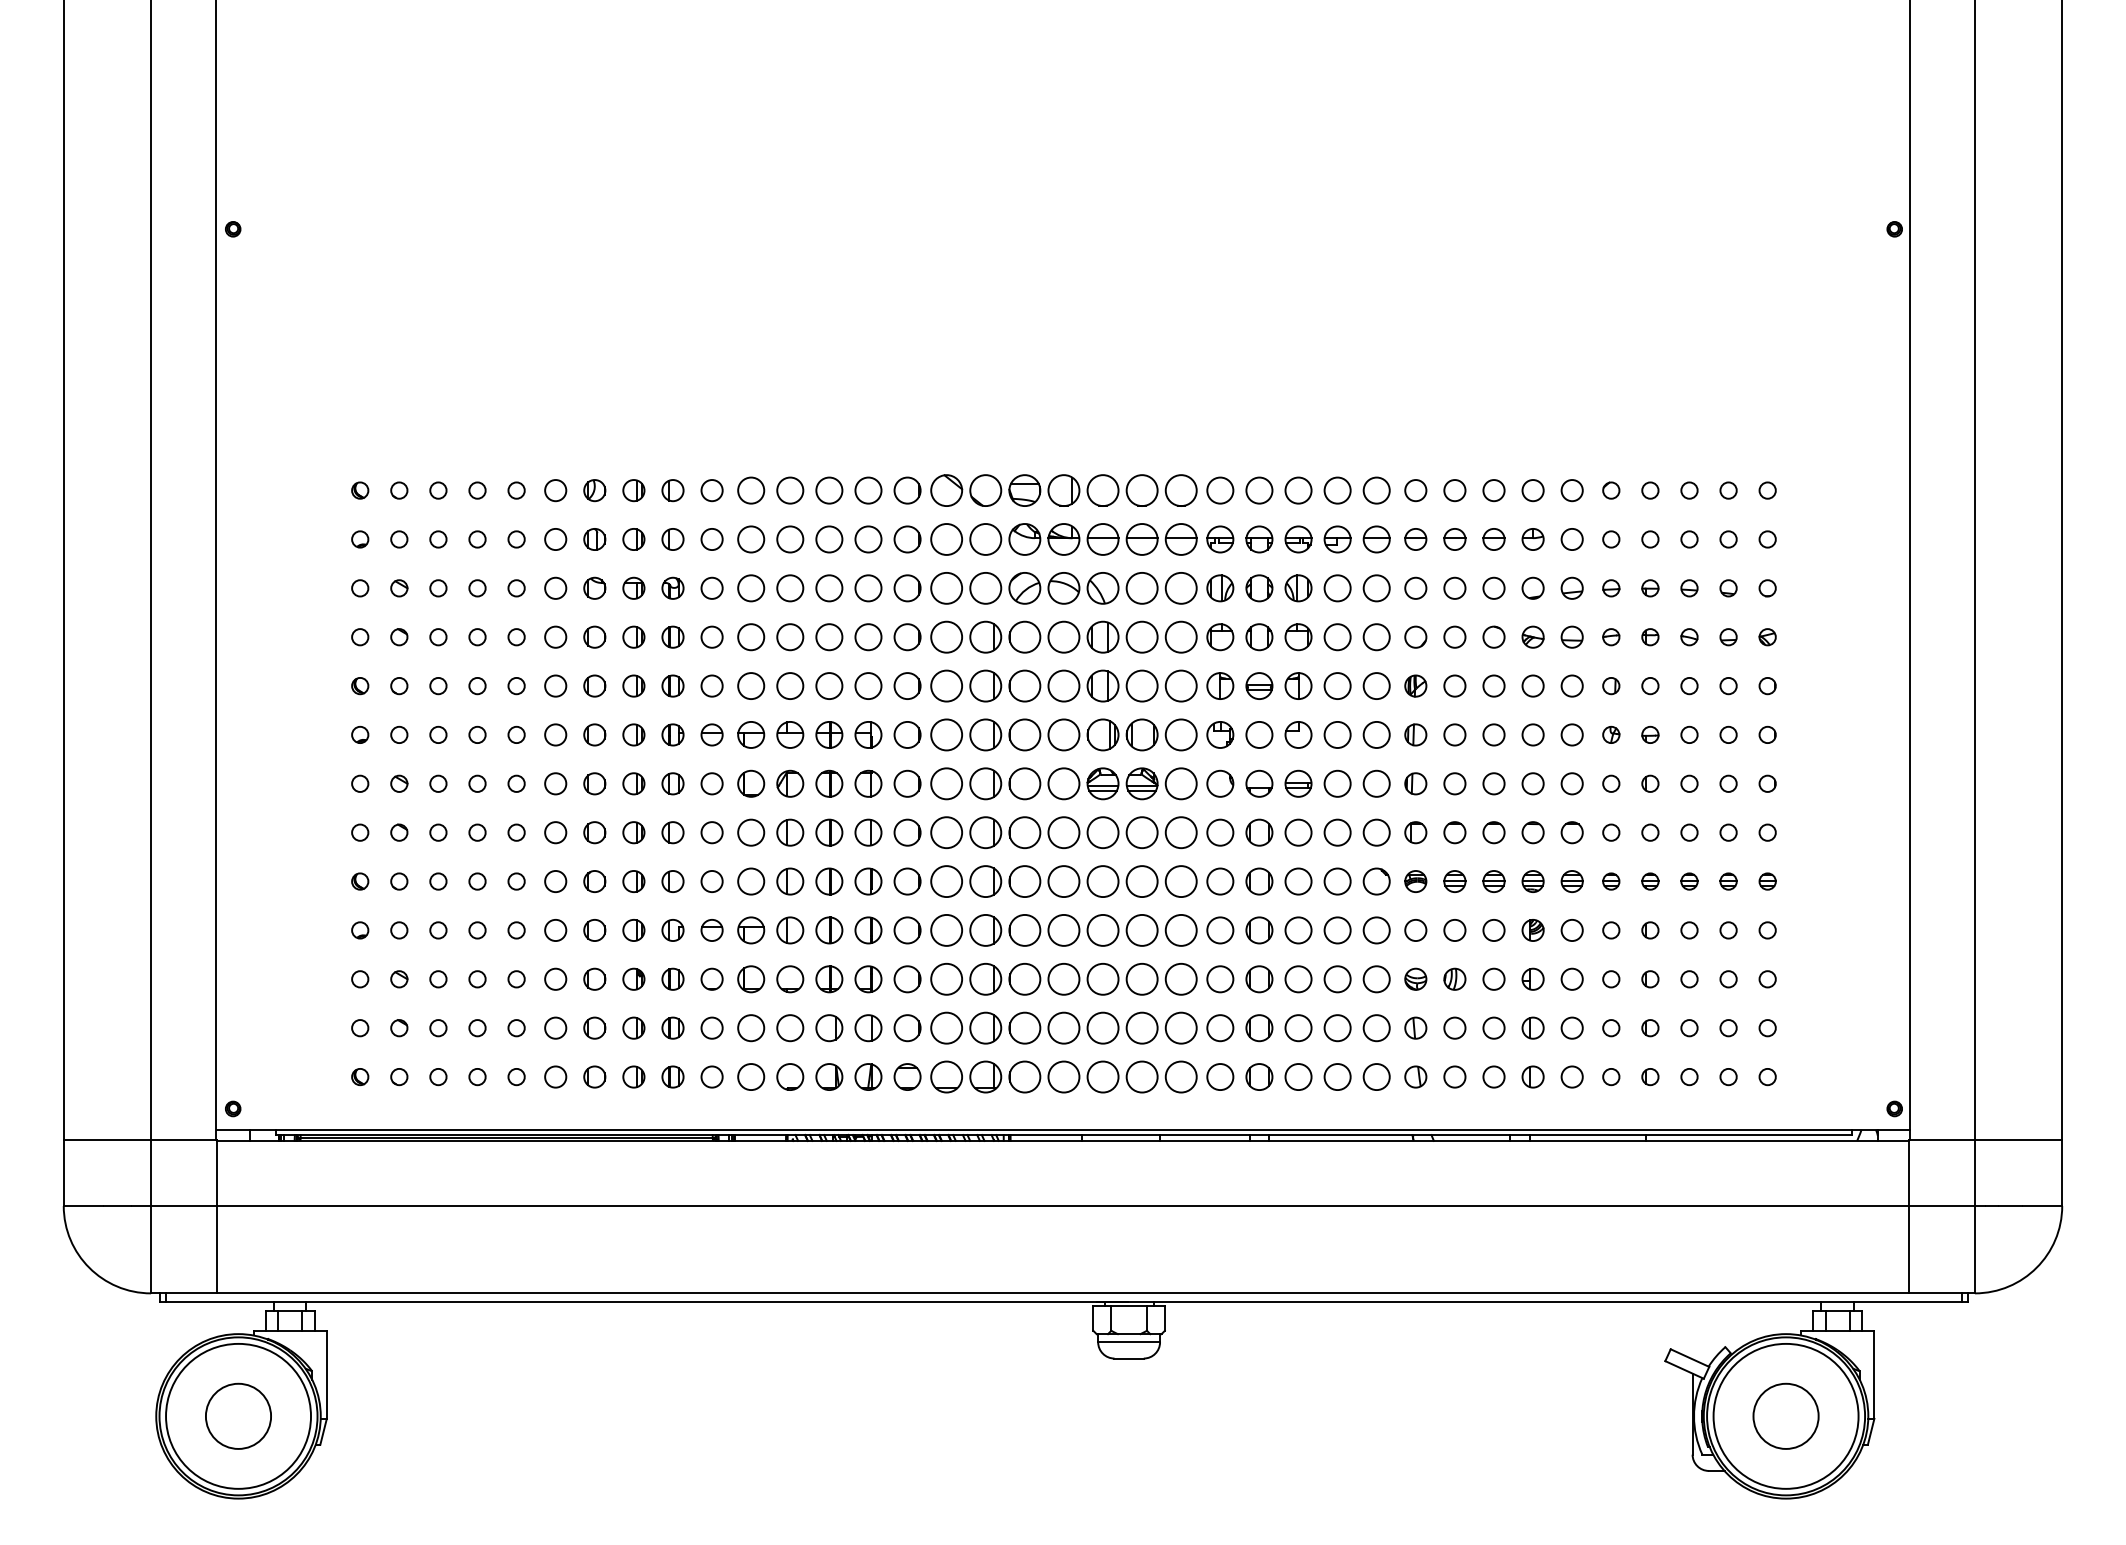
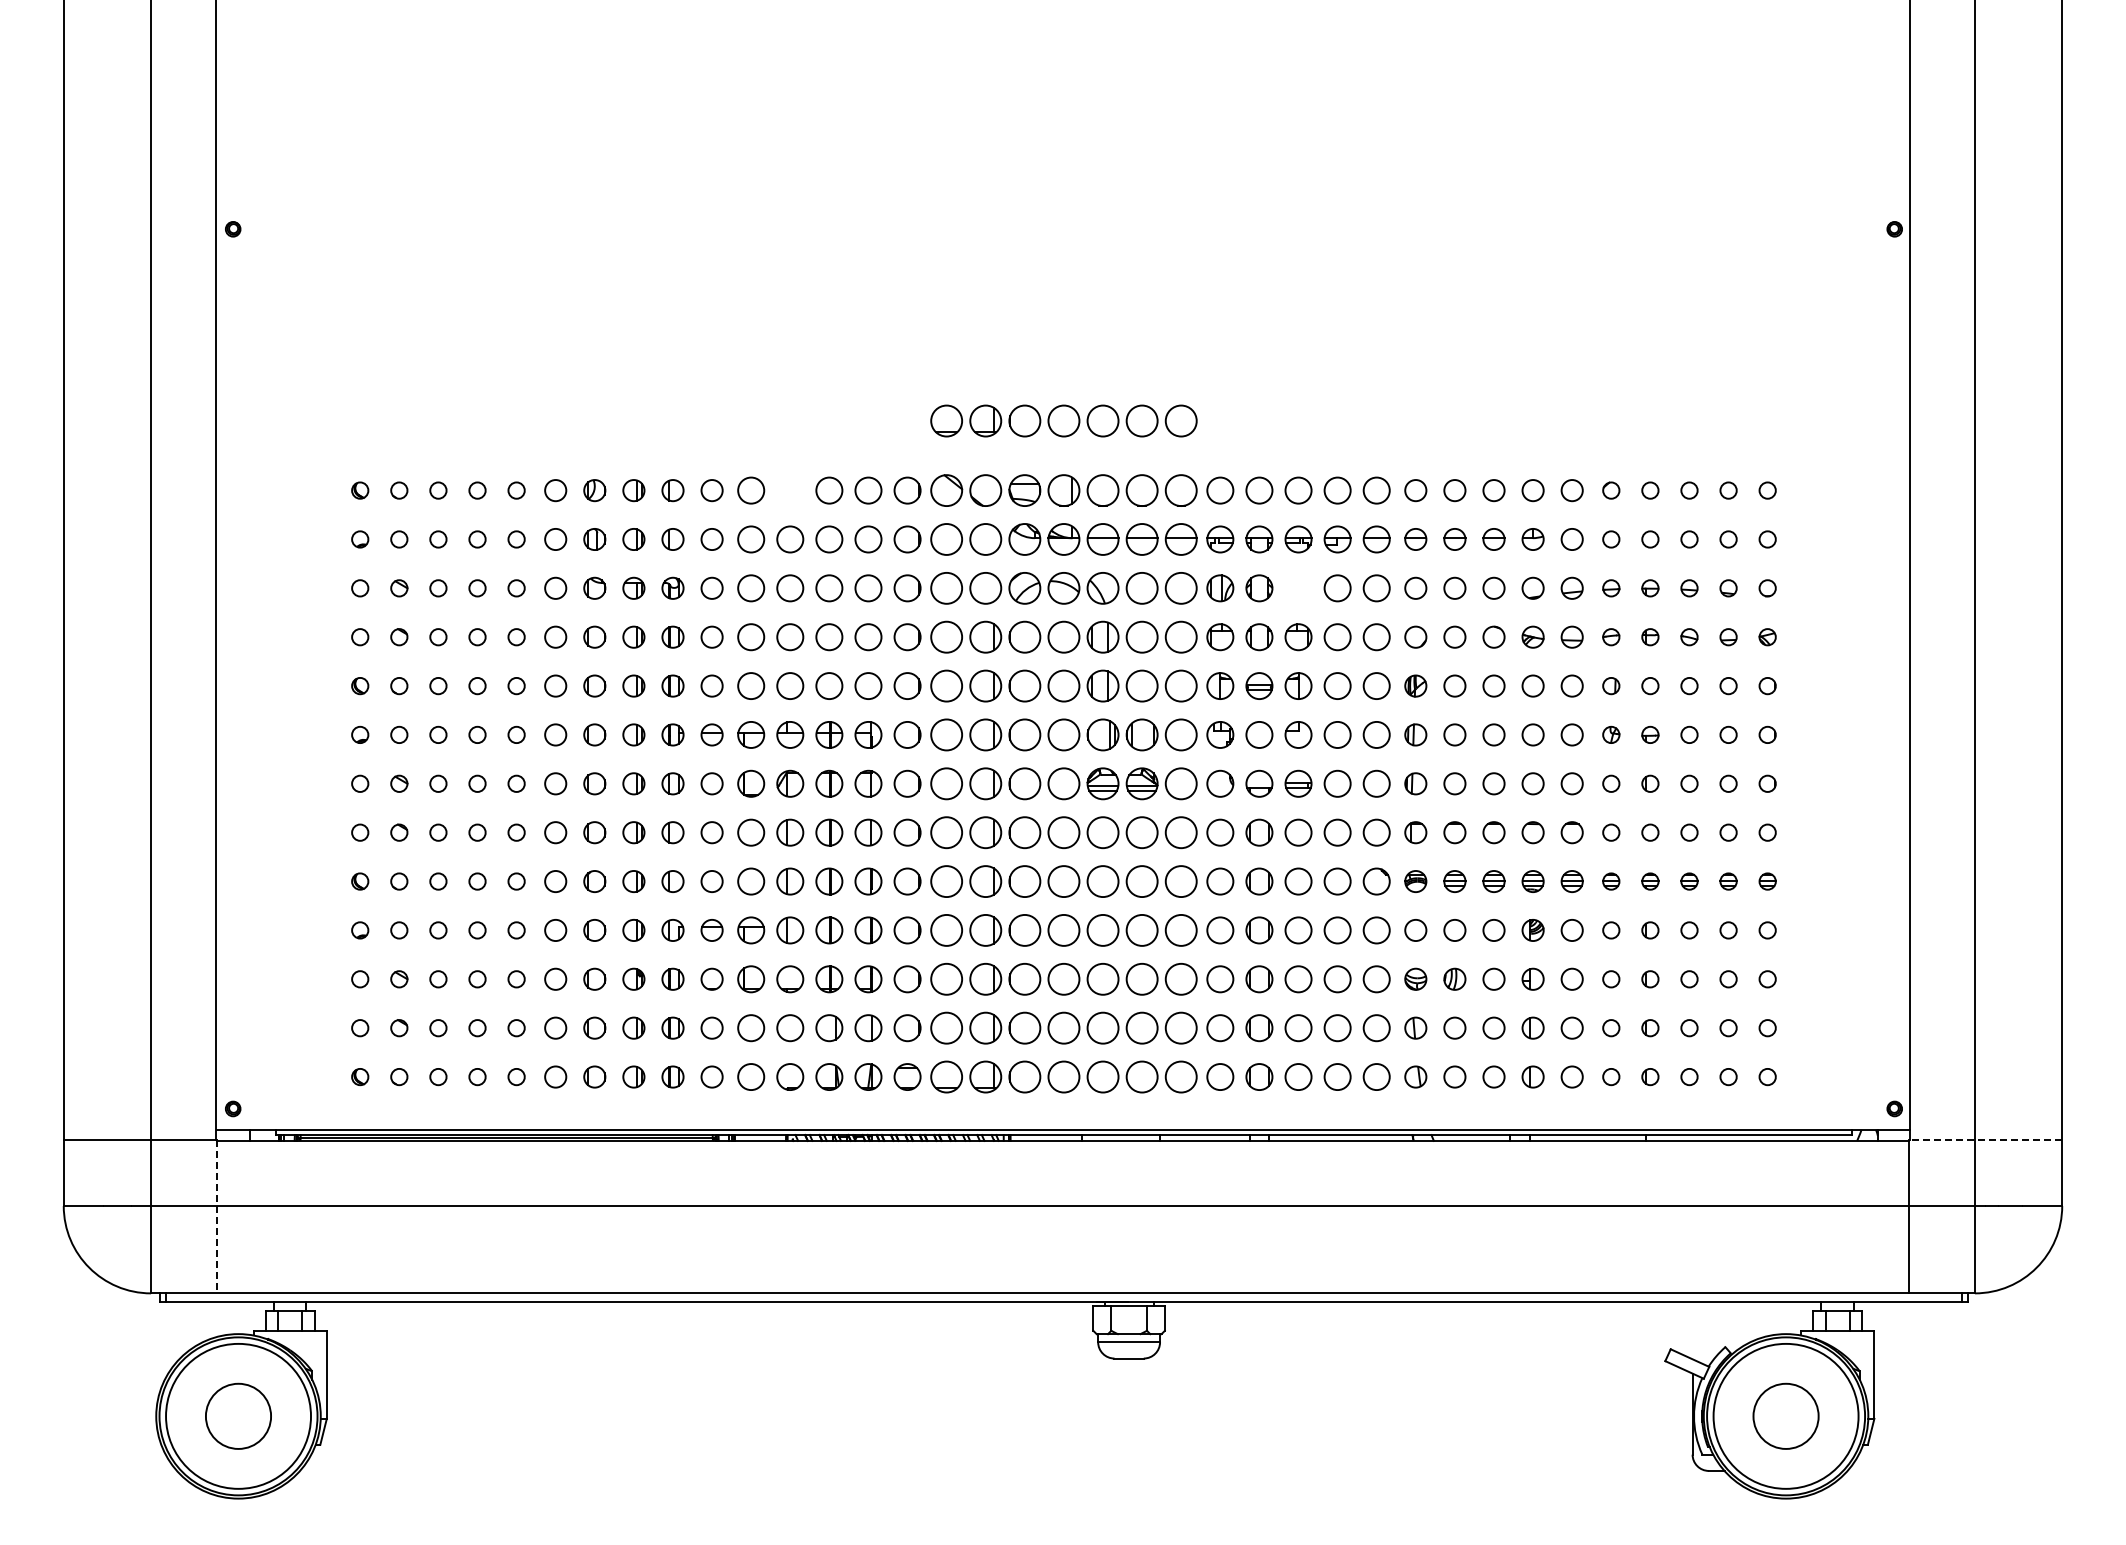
part: none -> present (1063, 420)
circle: present -> none (790, 490)
part: present -> none (1298, 588)
line: solid -> dashed (1985, 1140)
line: solid -> dashed (216, 1216)
